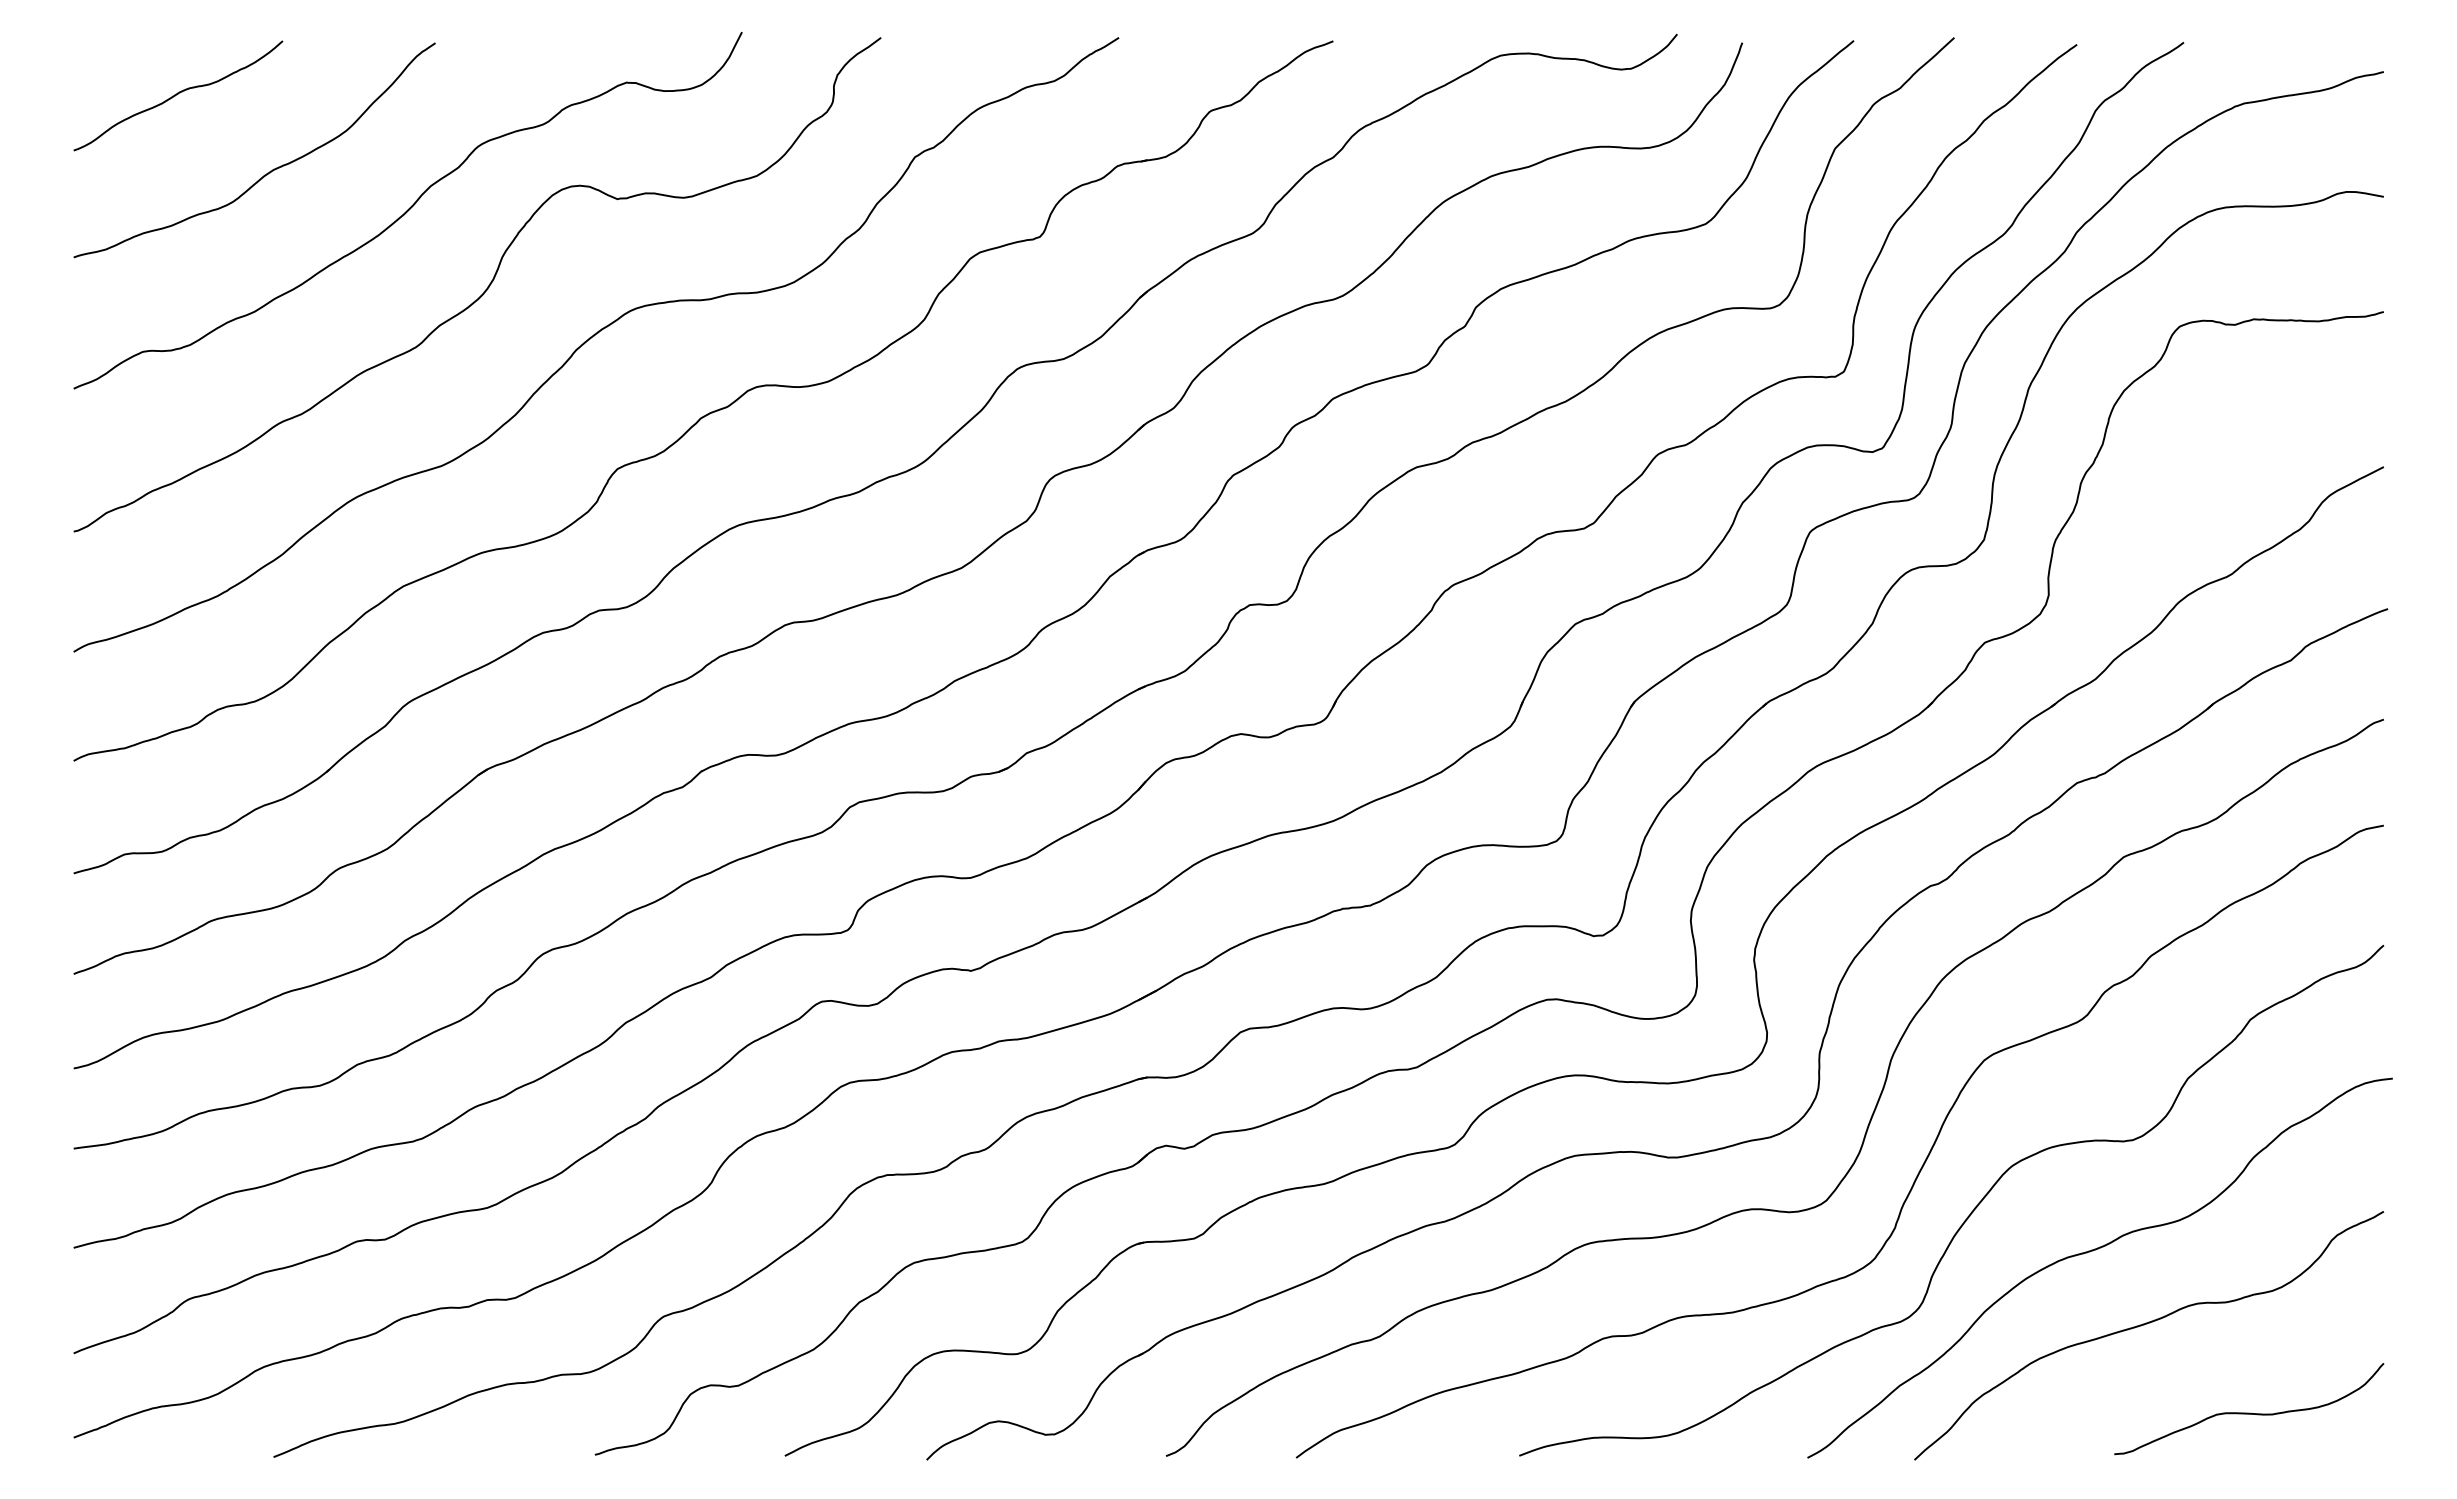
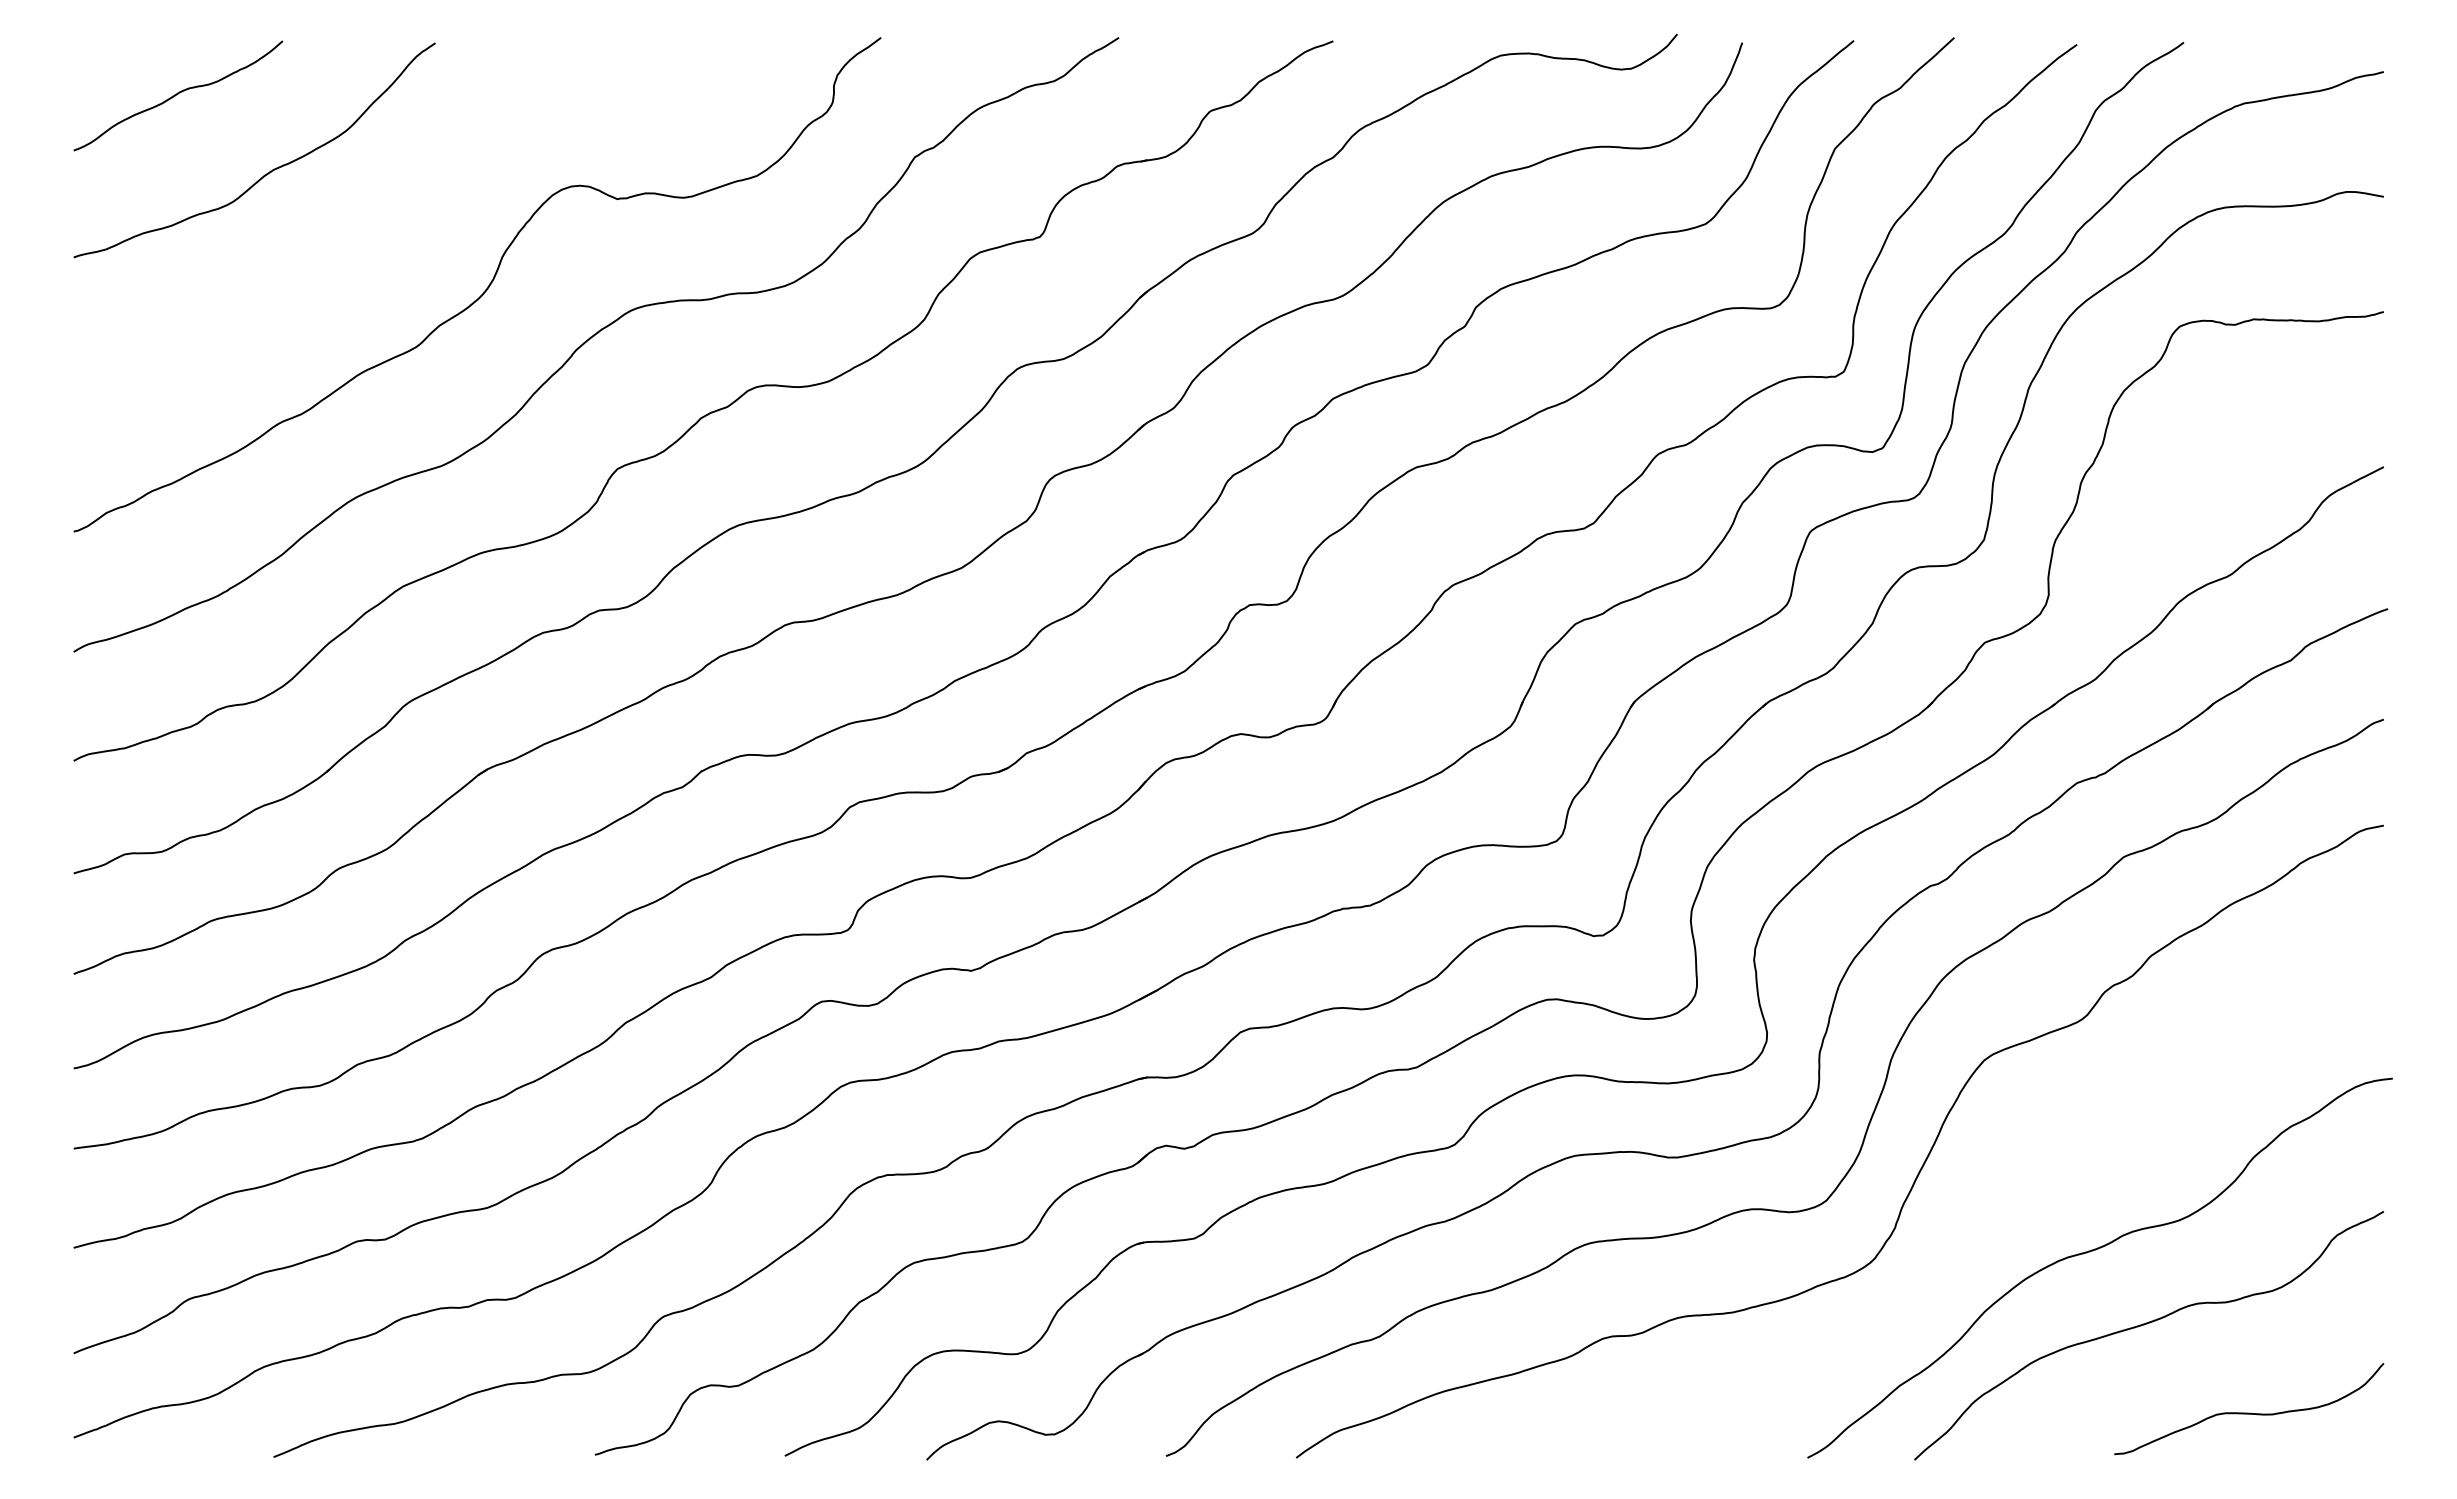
curve: present -> none (407, 210)
curve: present -> none (1970, 1212)
